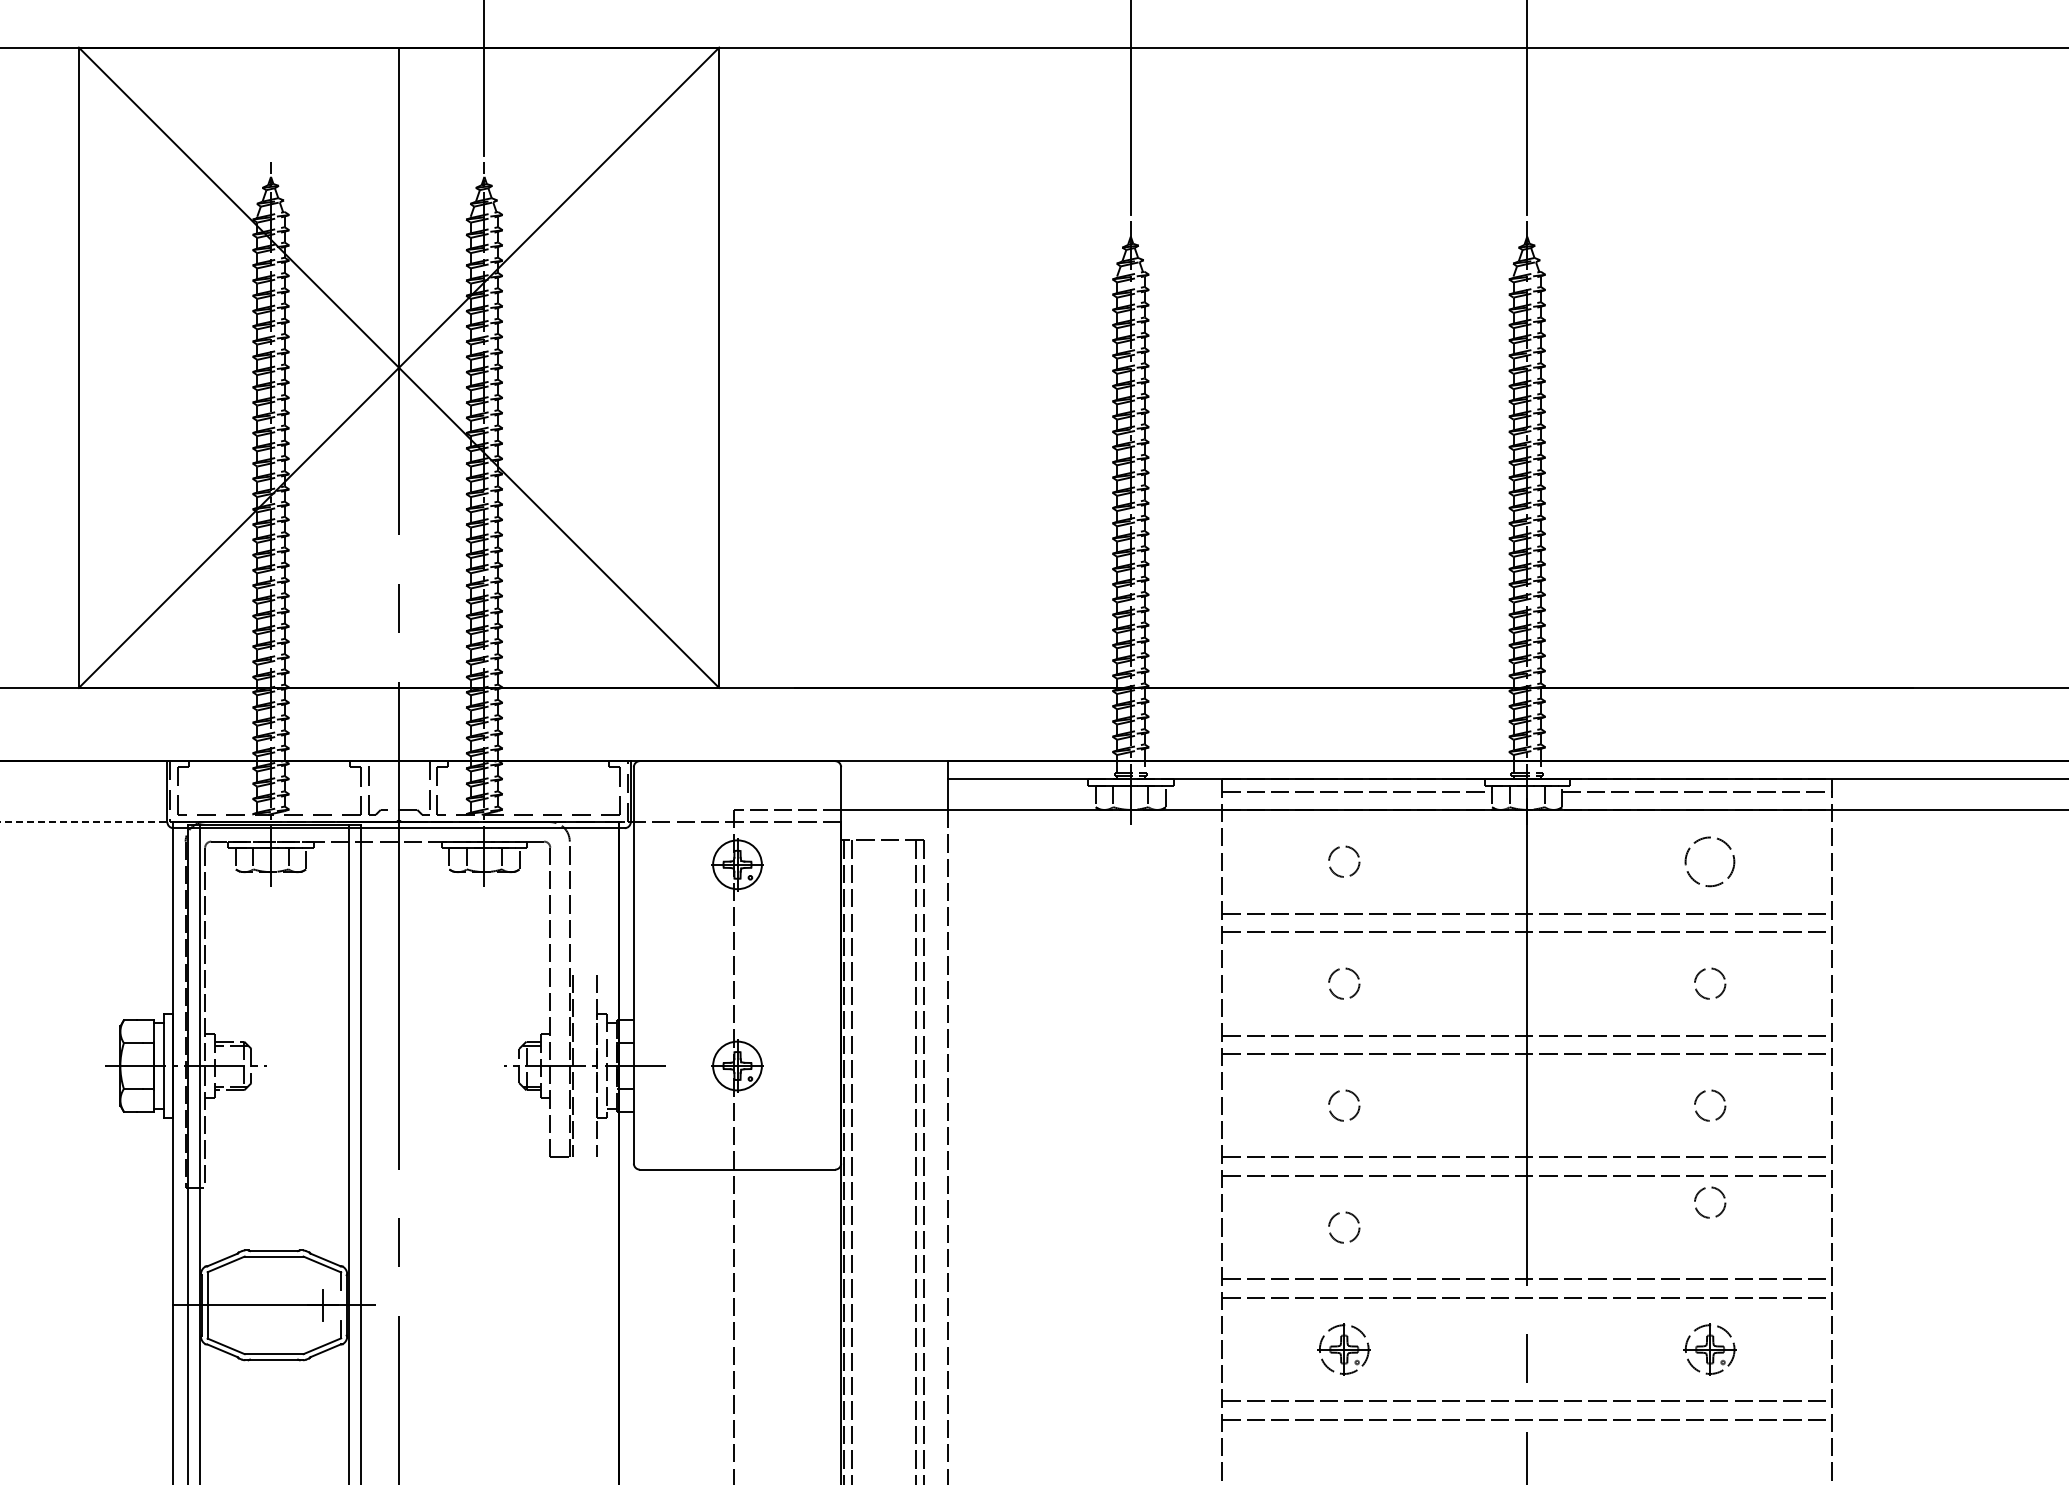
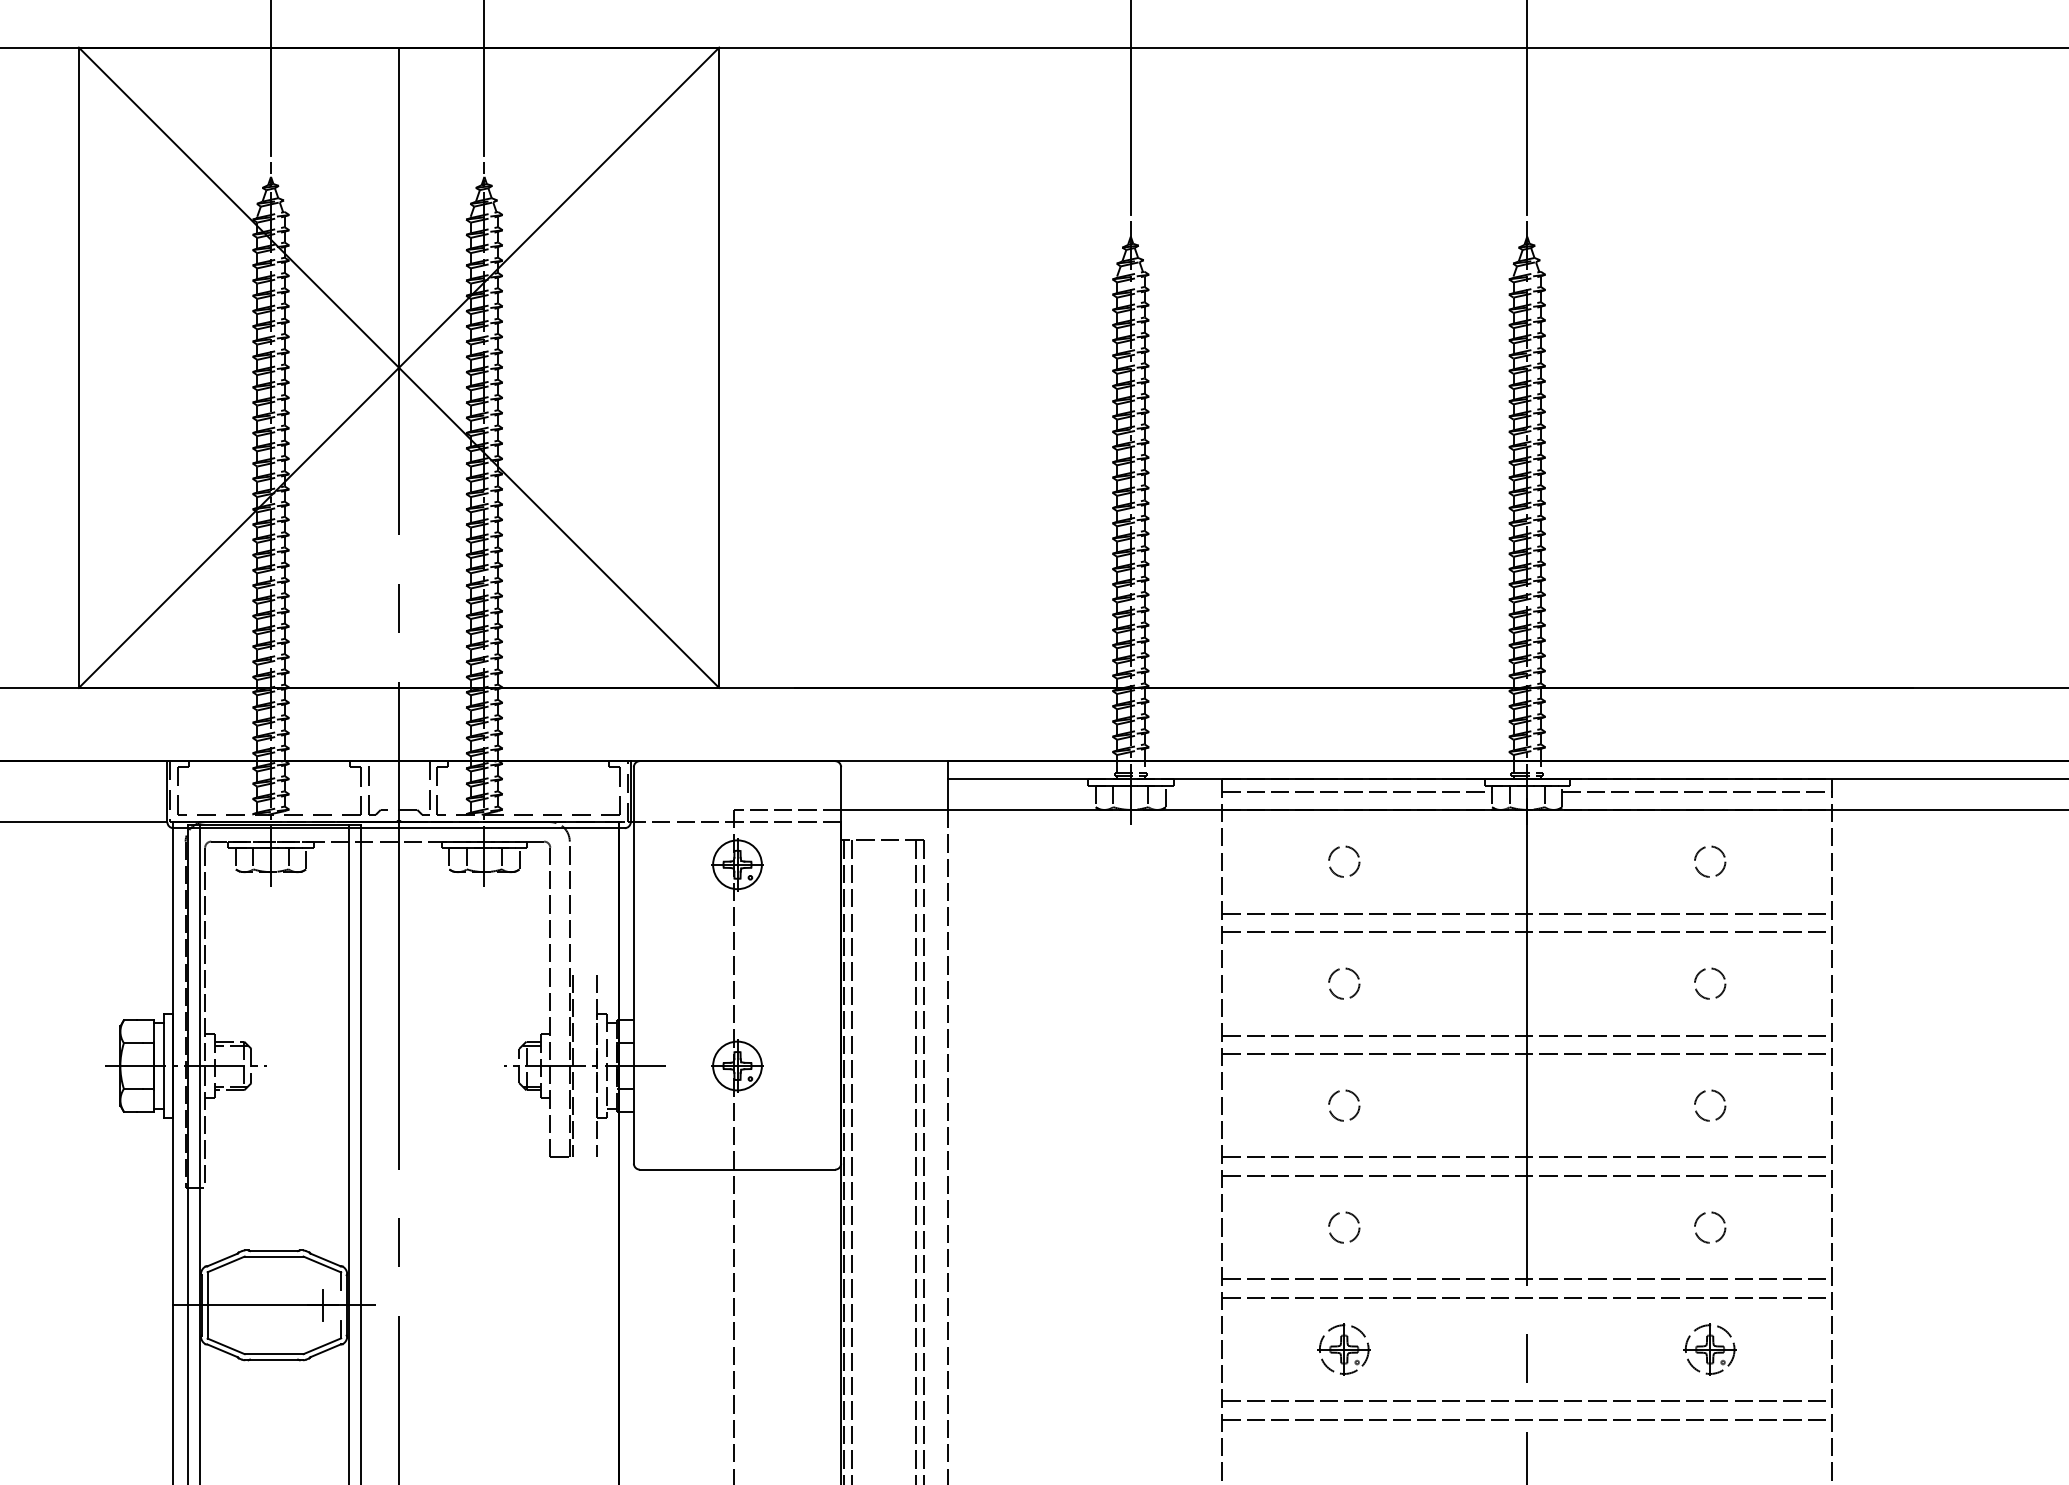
line: none -> present (271, 78)
line: dashed -> solid (83, 822)
circle size: 52x52 px -> 33x33 px (1710, 861)
circle position: (1710, 1202) -> (1710, 1227) (1710, 1227)
